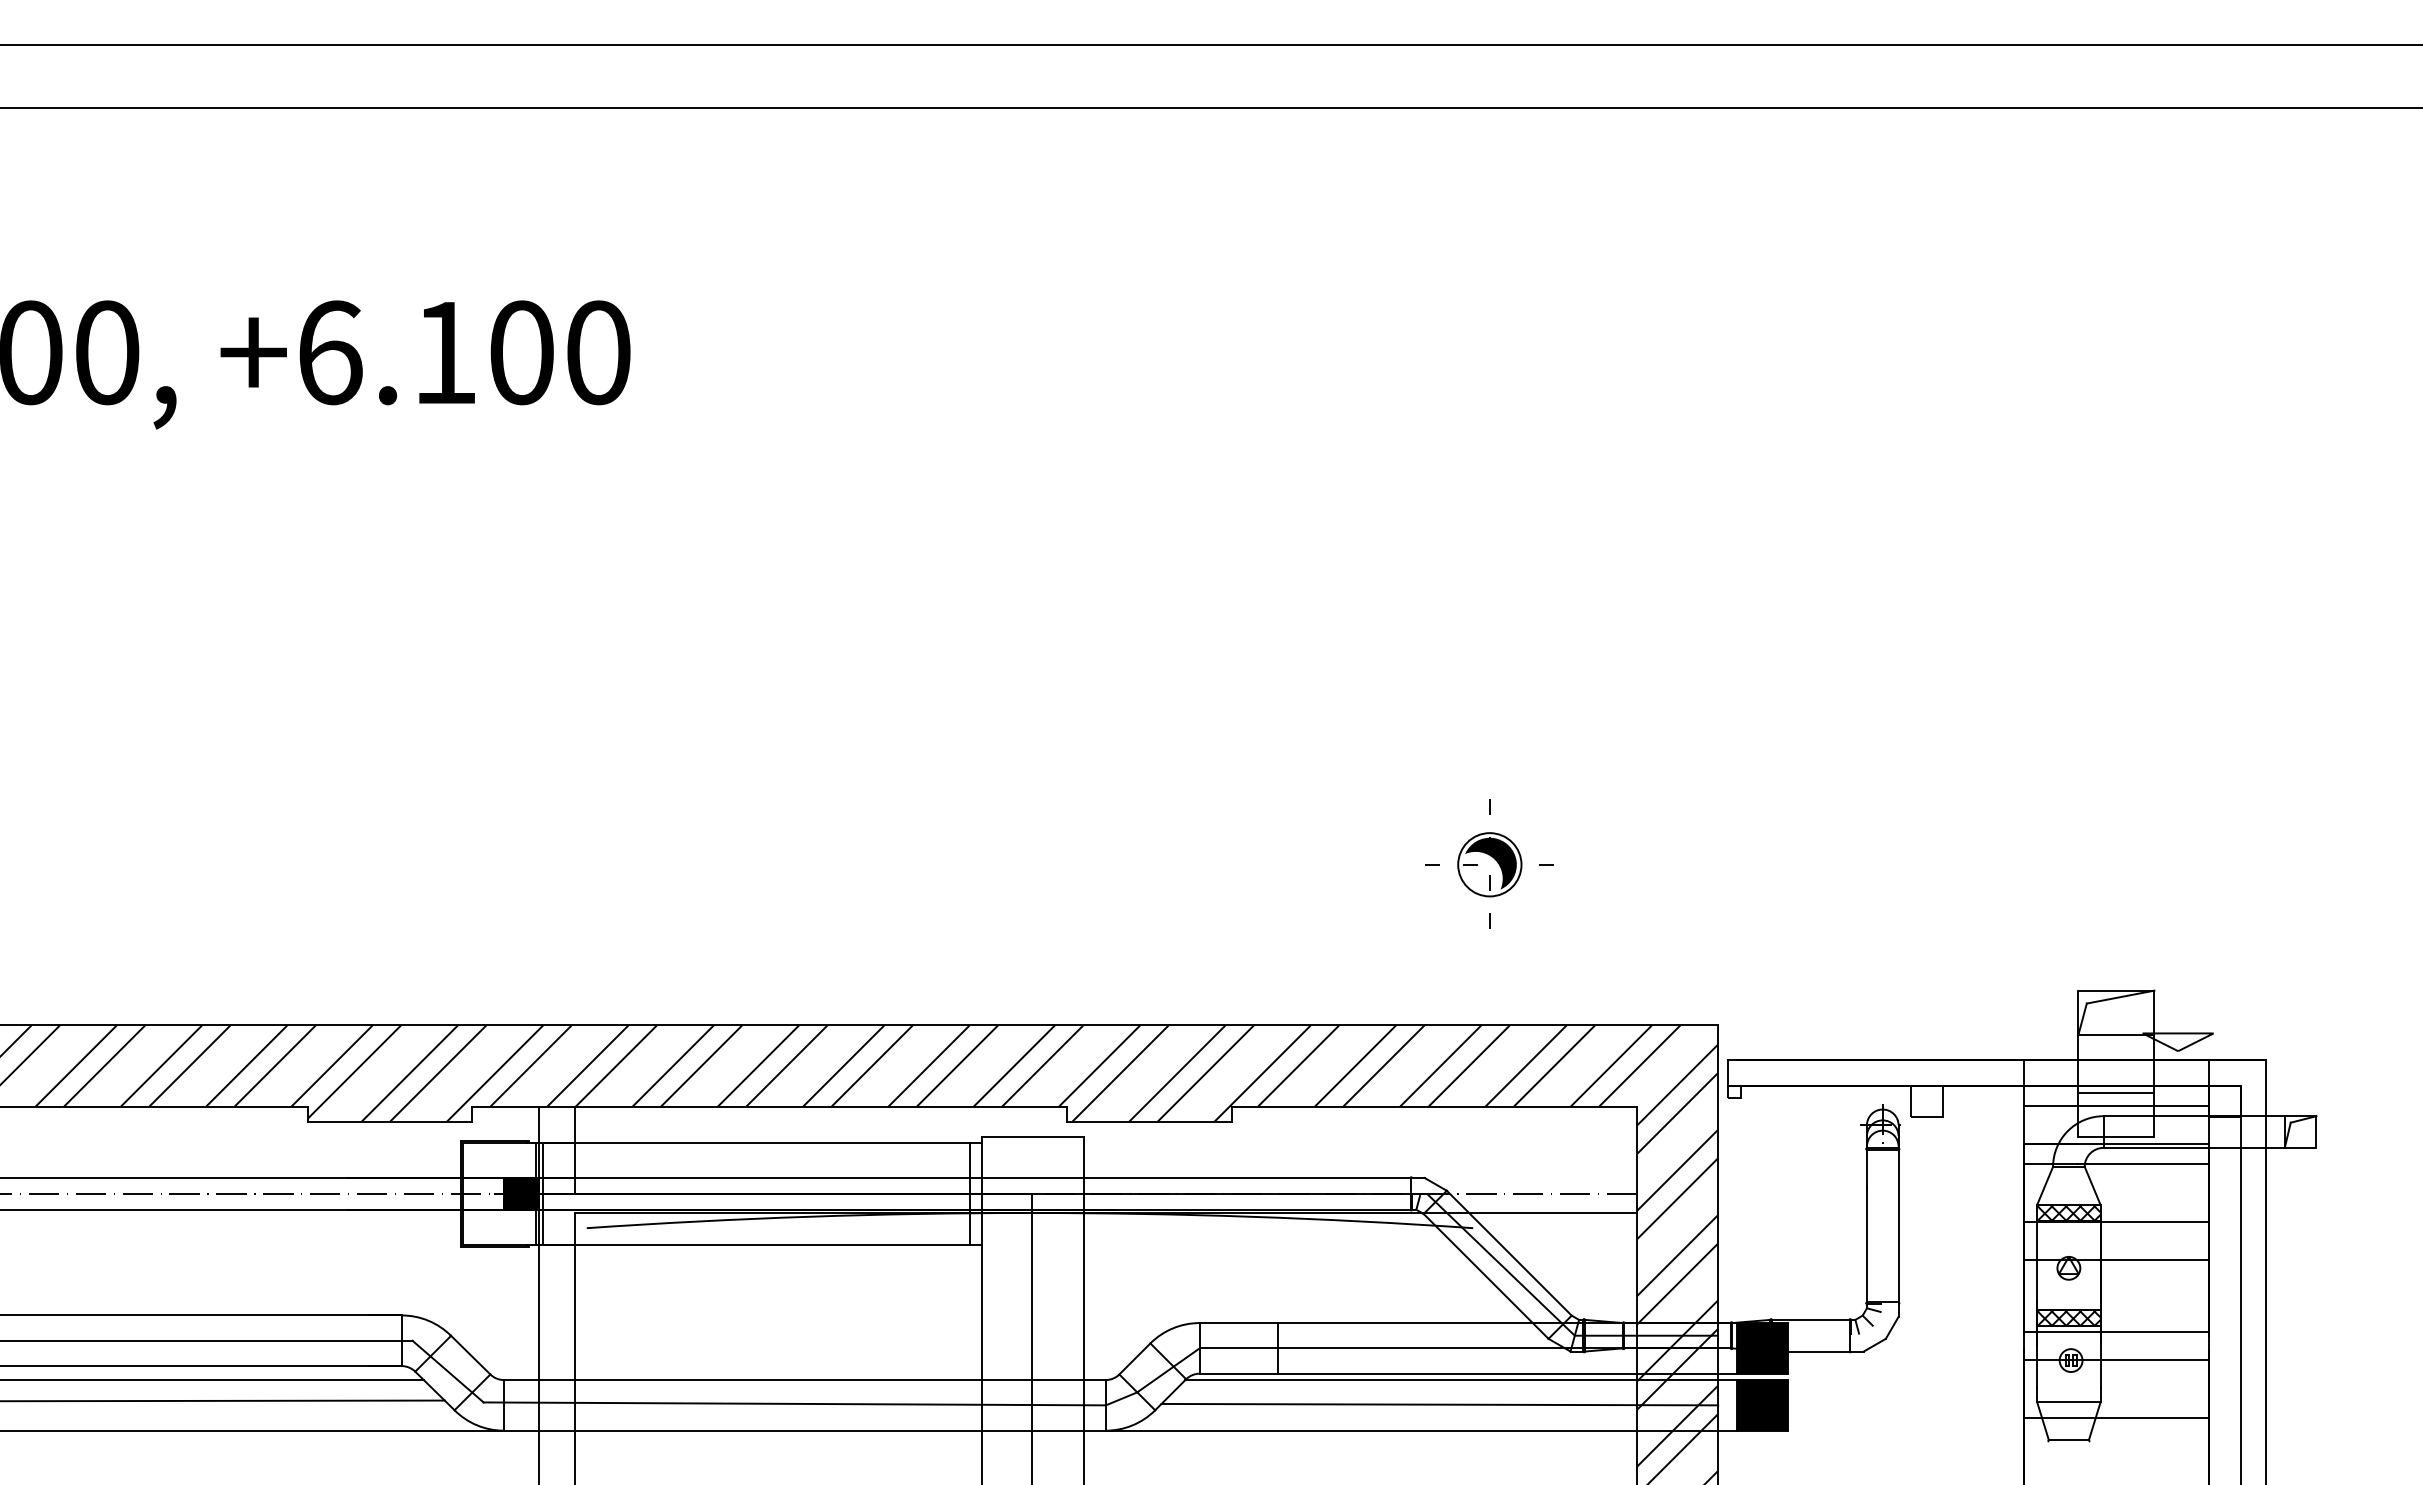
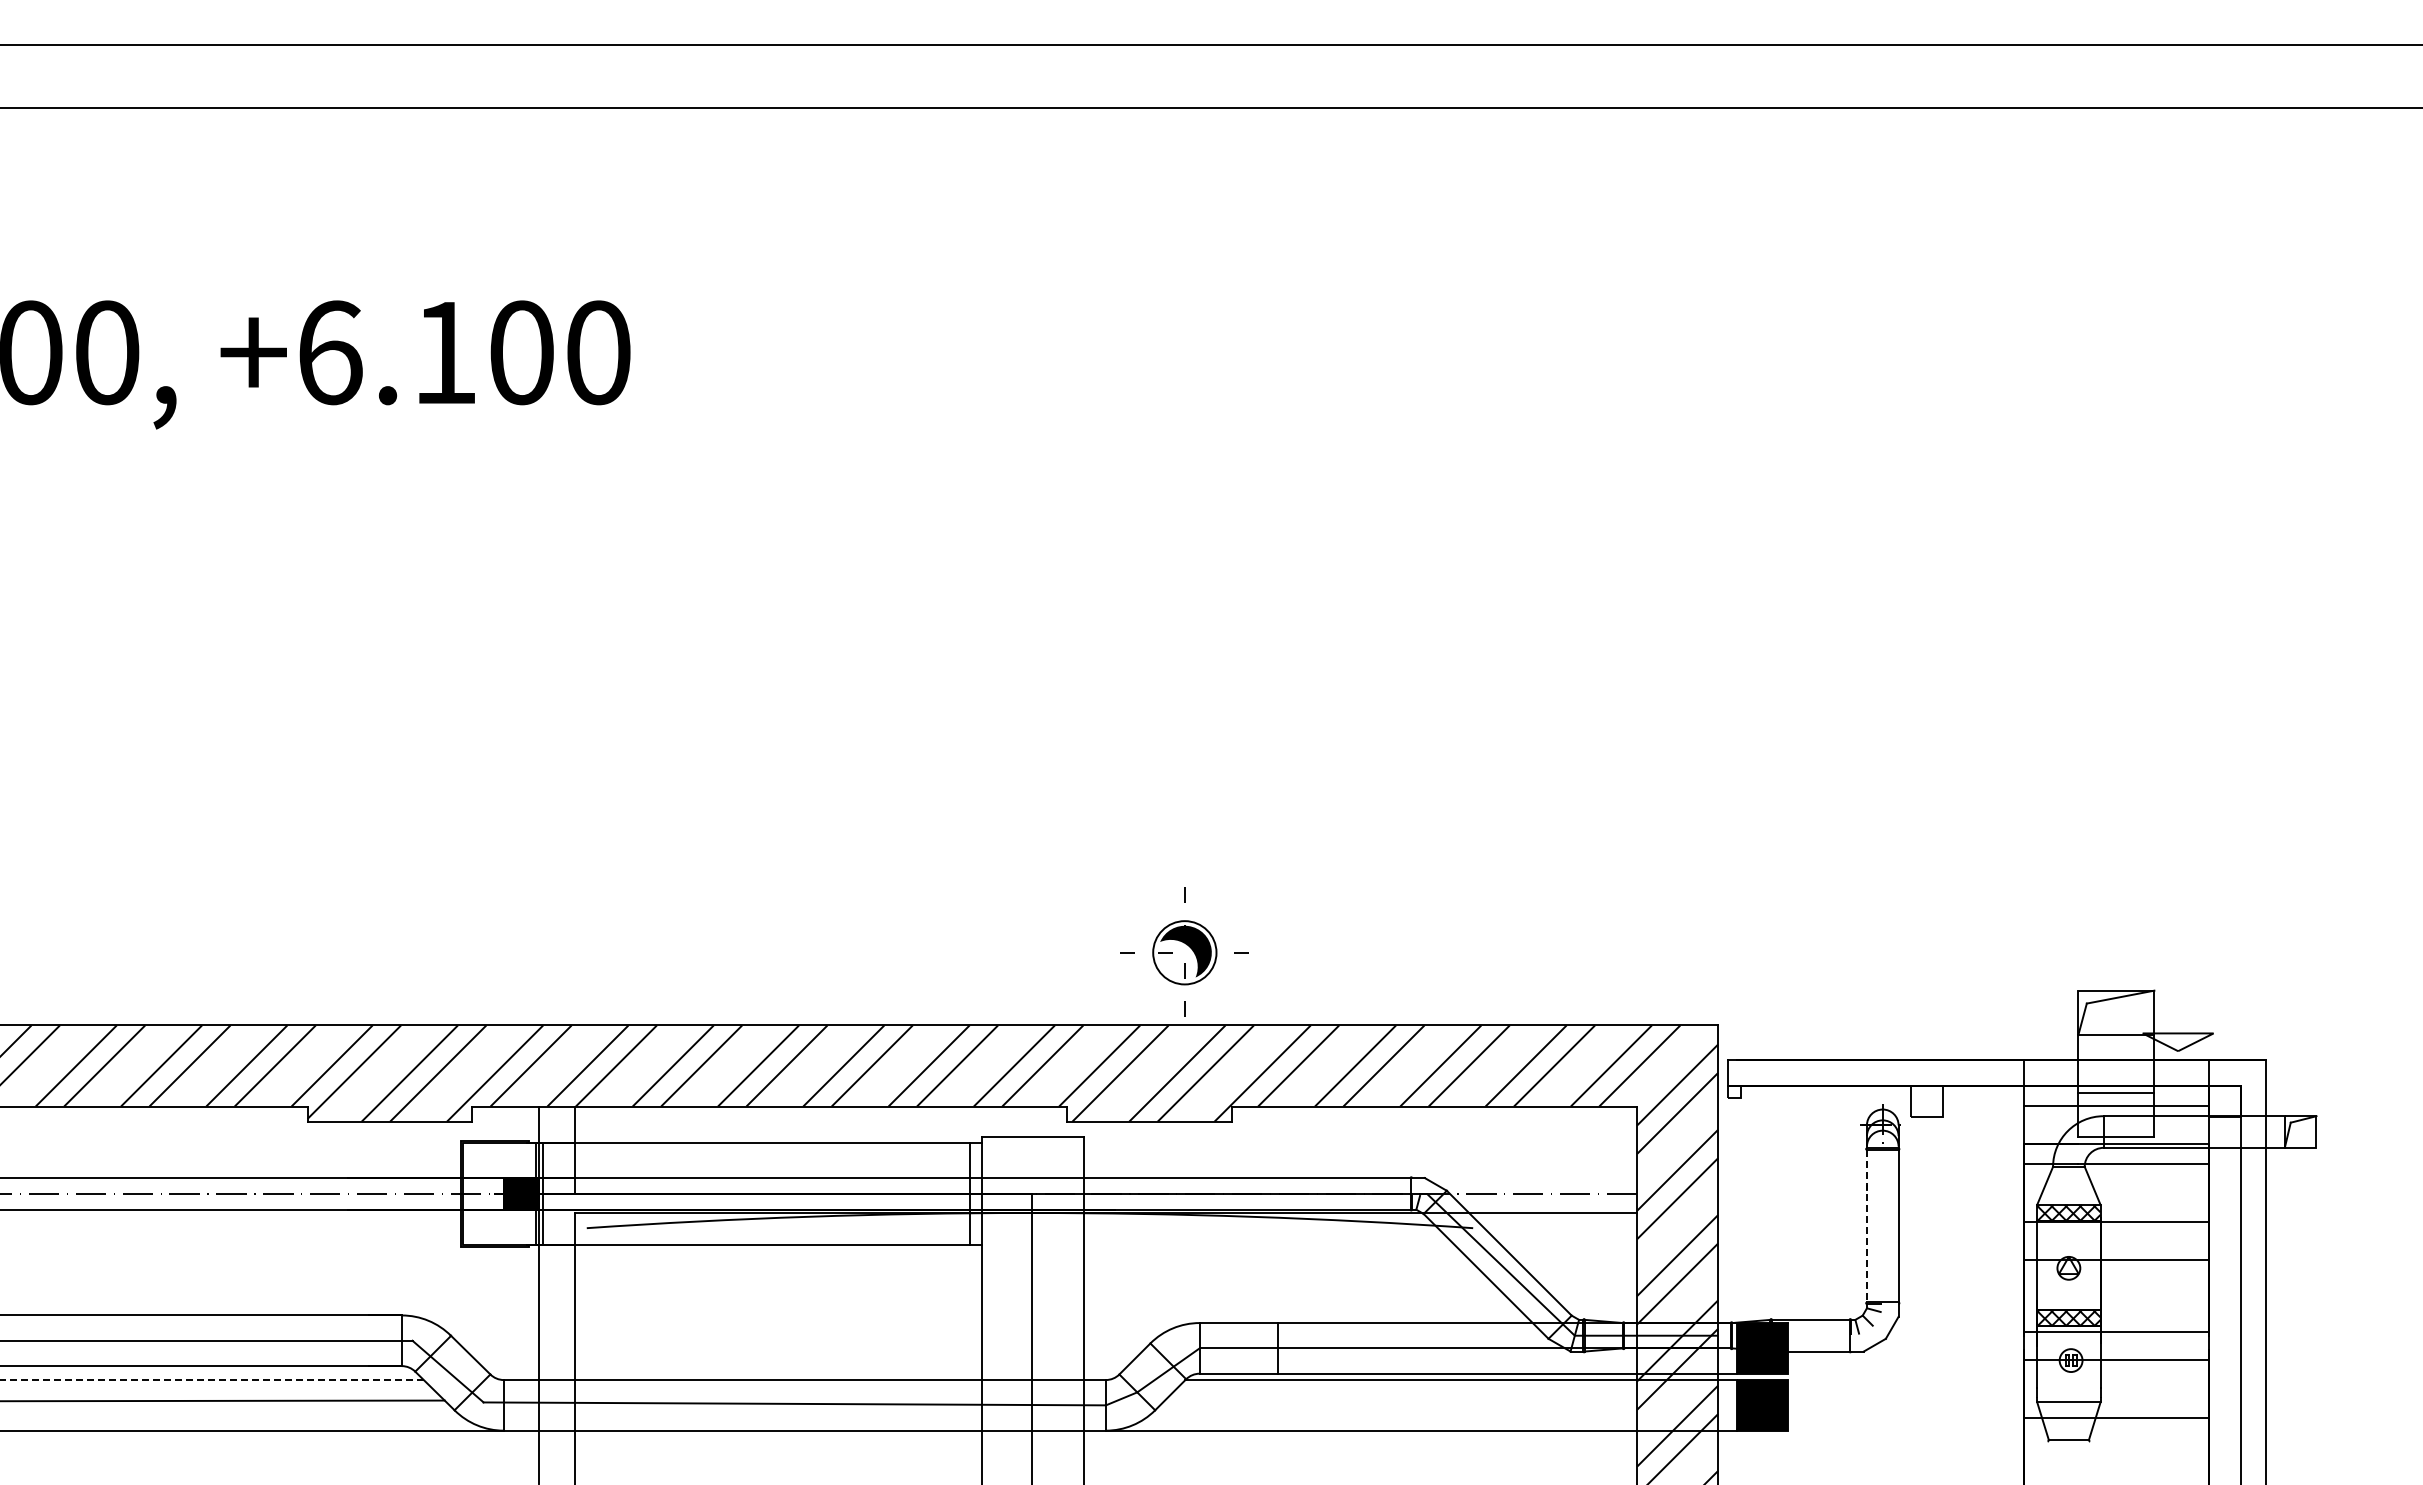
part position: (1489, 863) -> (1184, 951) (1184, 951)
line: solid -> dashed (1866, 1226)
line: solid -> dashed (211, 1380)
line: present -> none (1439, 1404)
